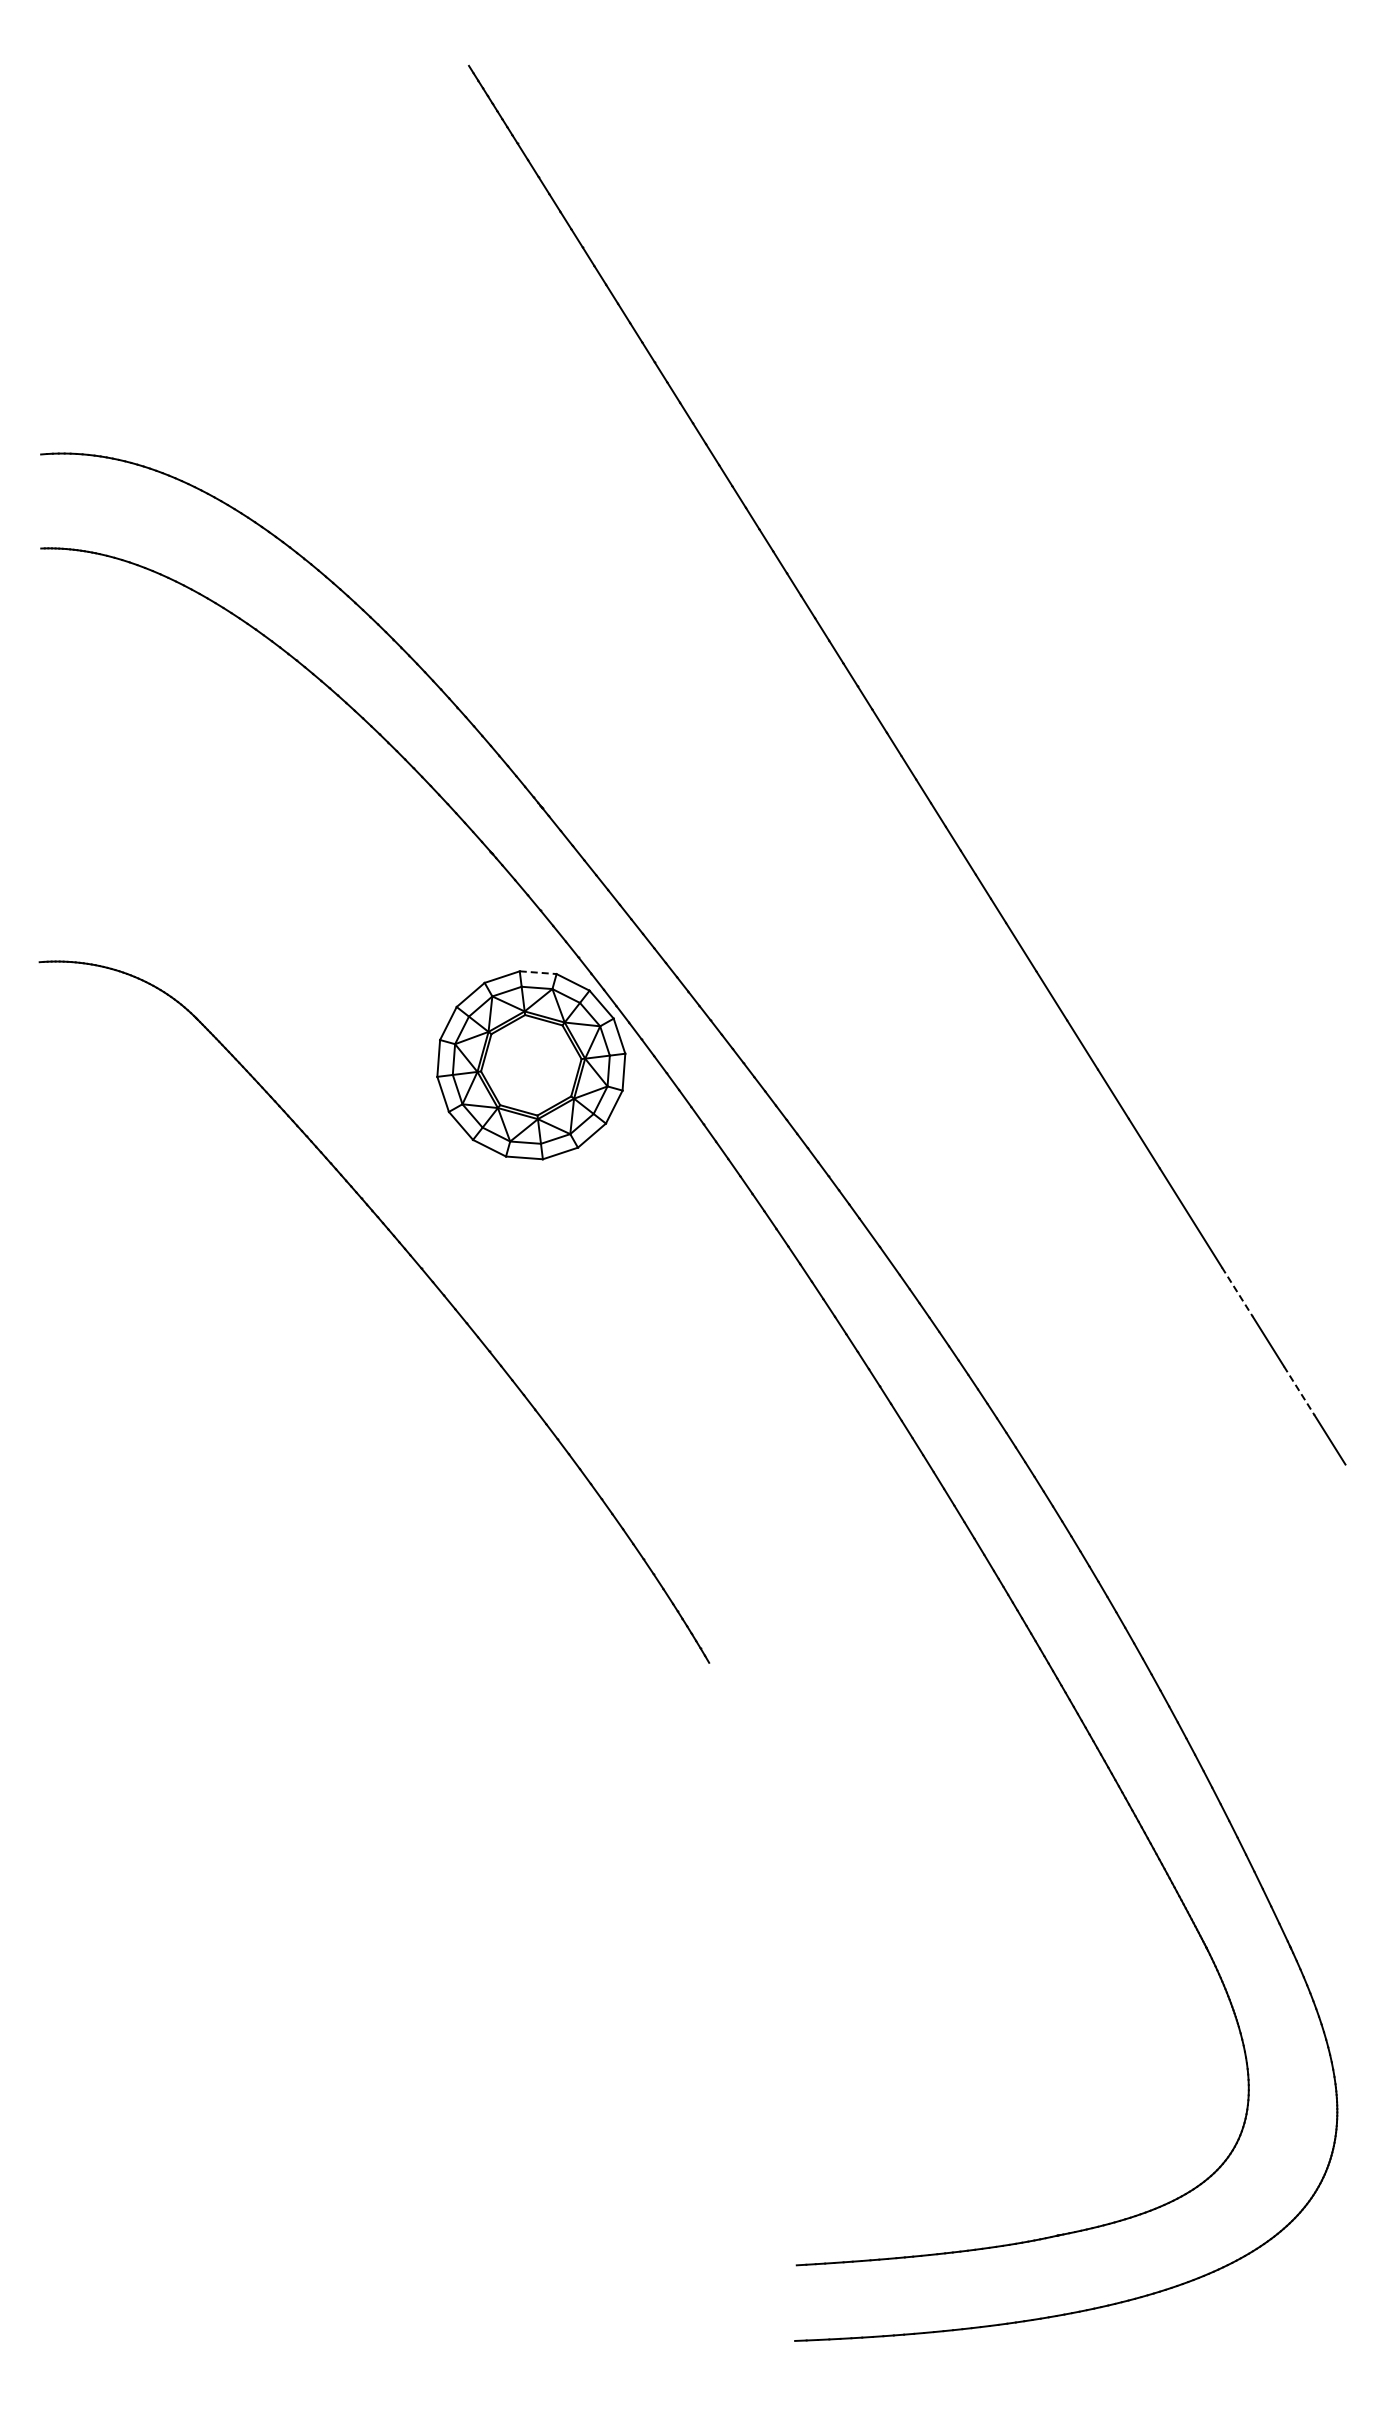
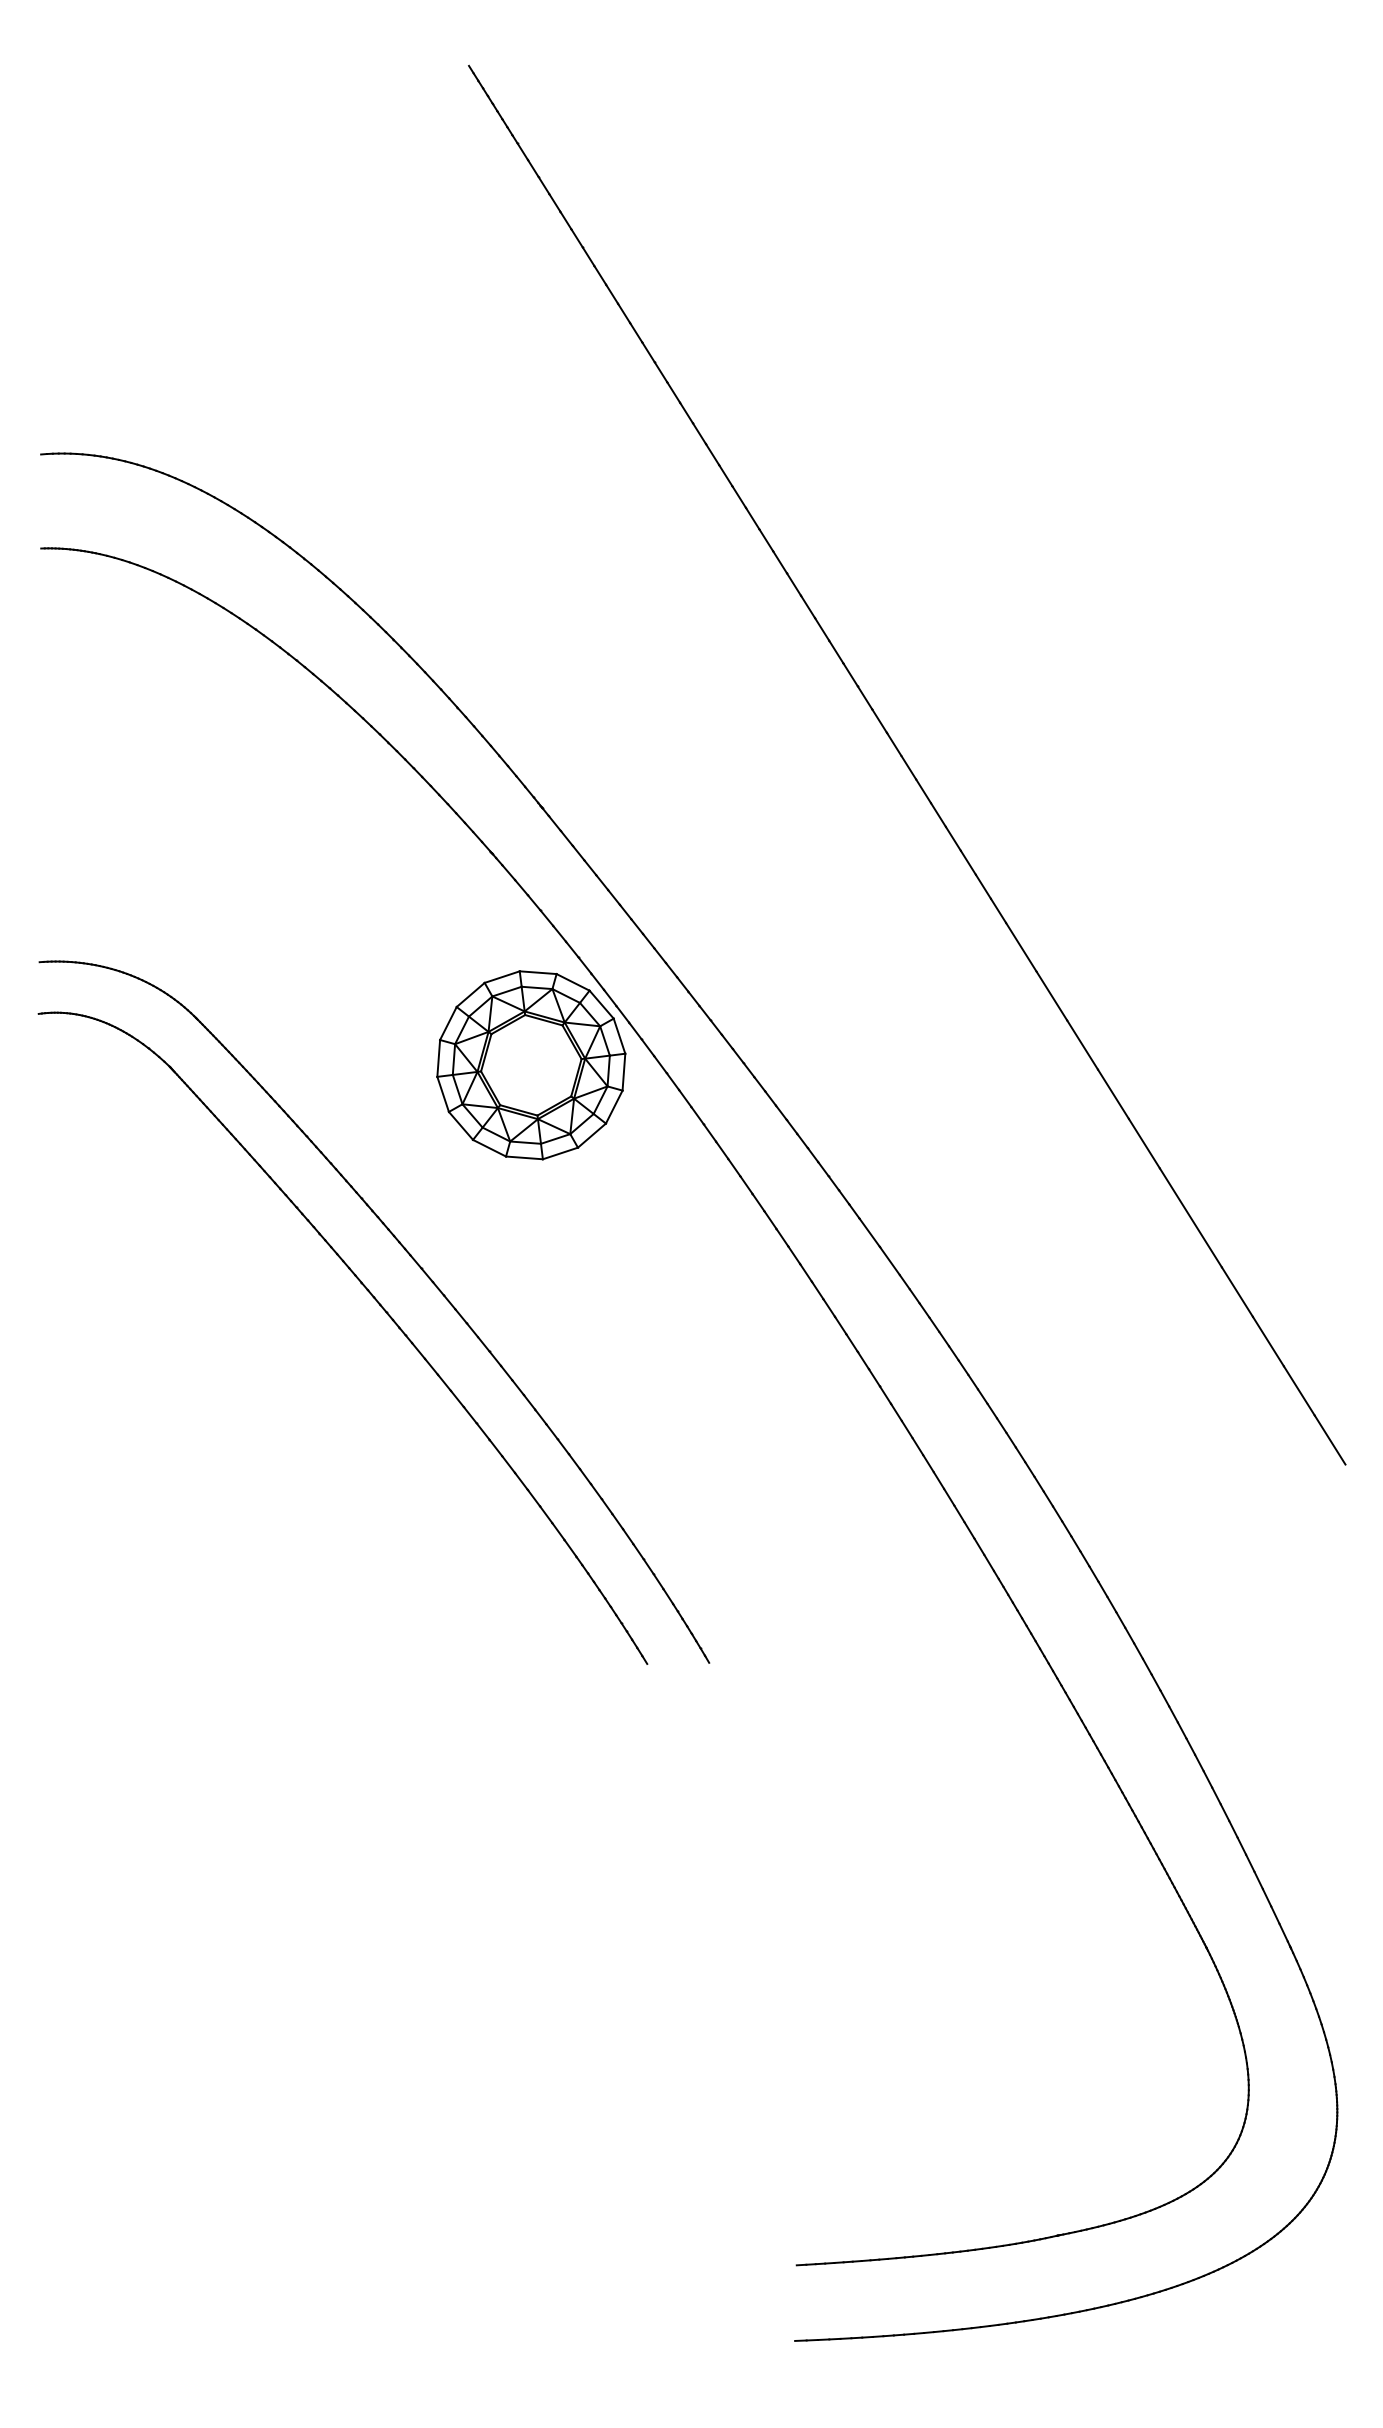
line: dashed -> solid (538, 972)
line: dashed -> solid (1237, 1292)
part: none -> present (377, 1303)
line: dashed -> solid (1299, 1391)
